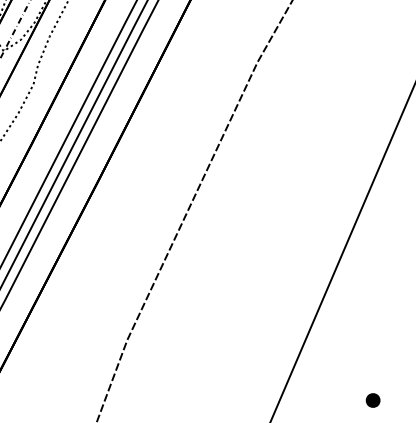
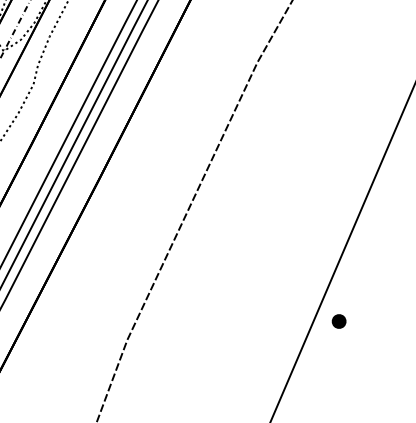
part position: (372, 400) -> (338, 321) (338, 321)
